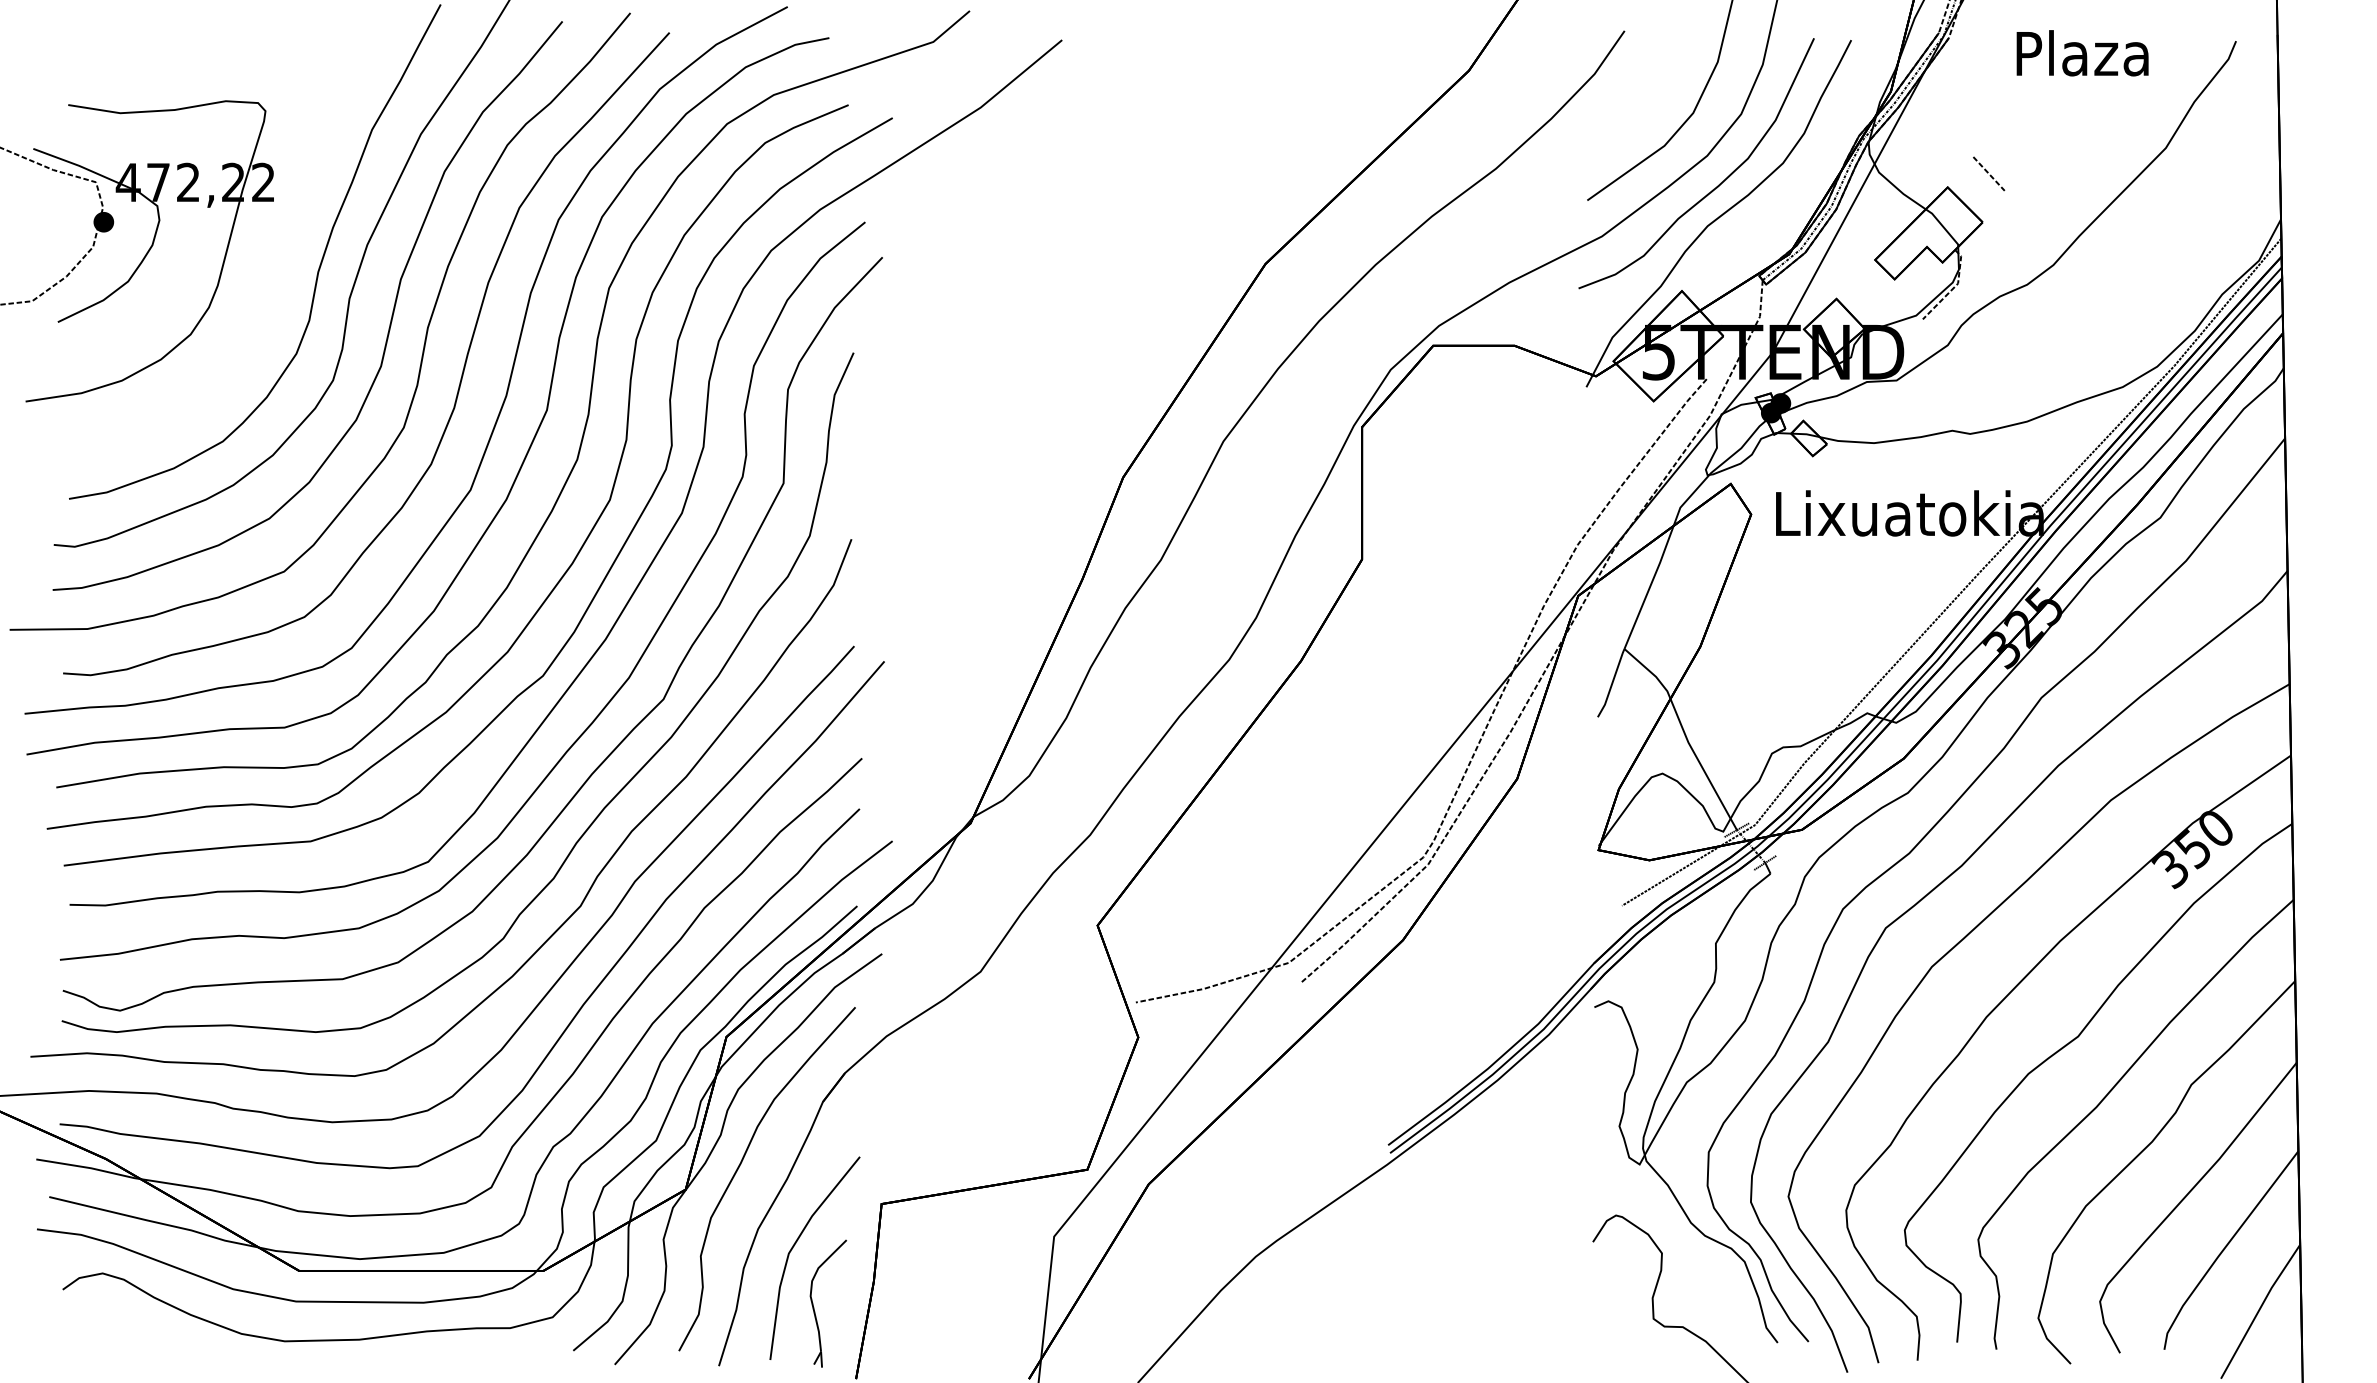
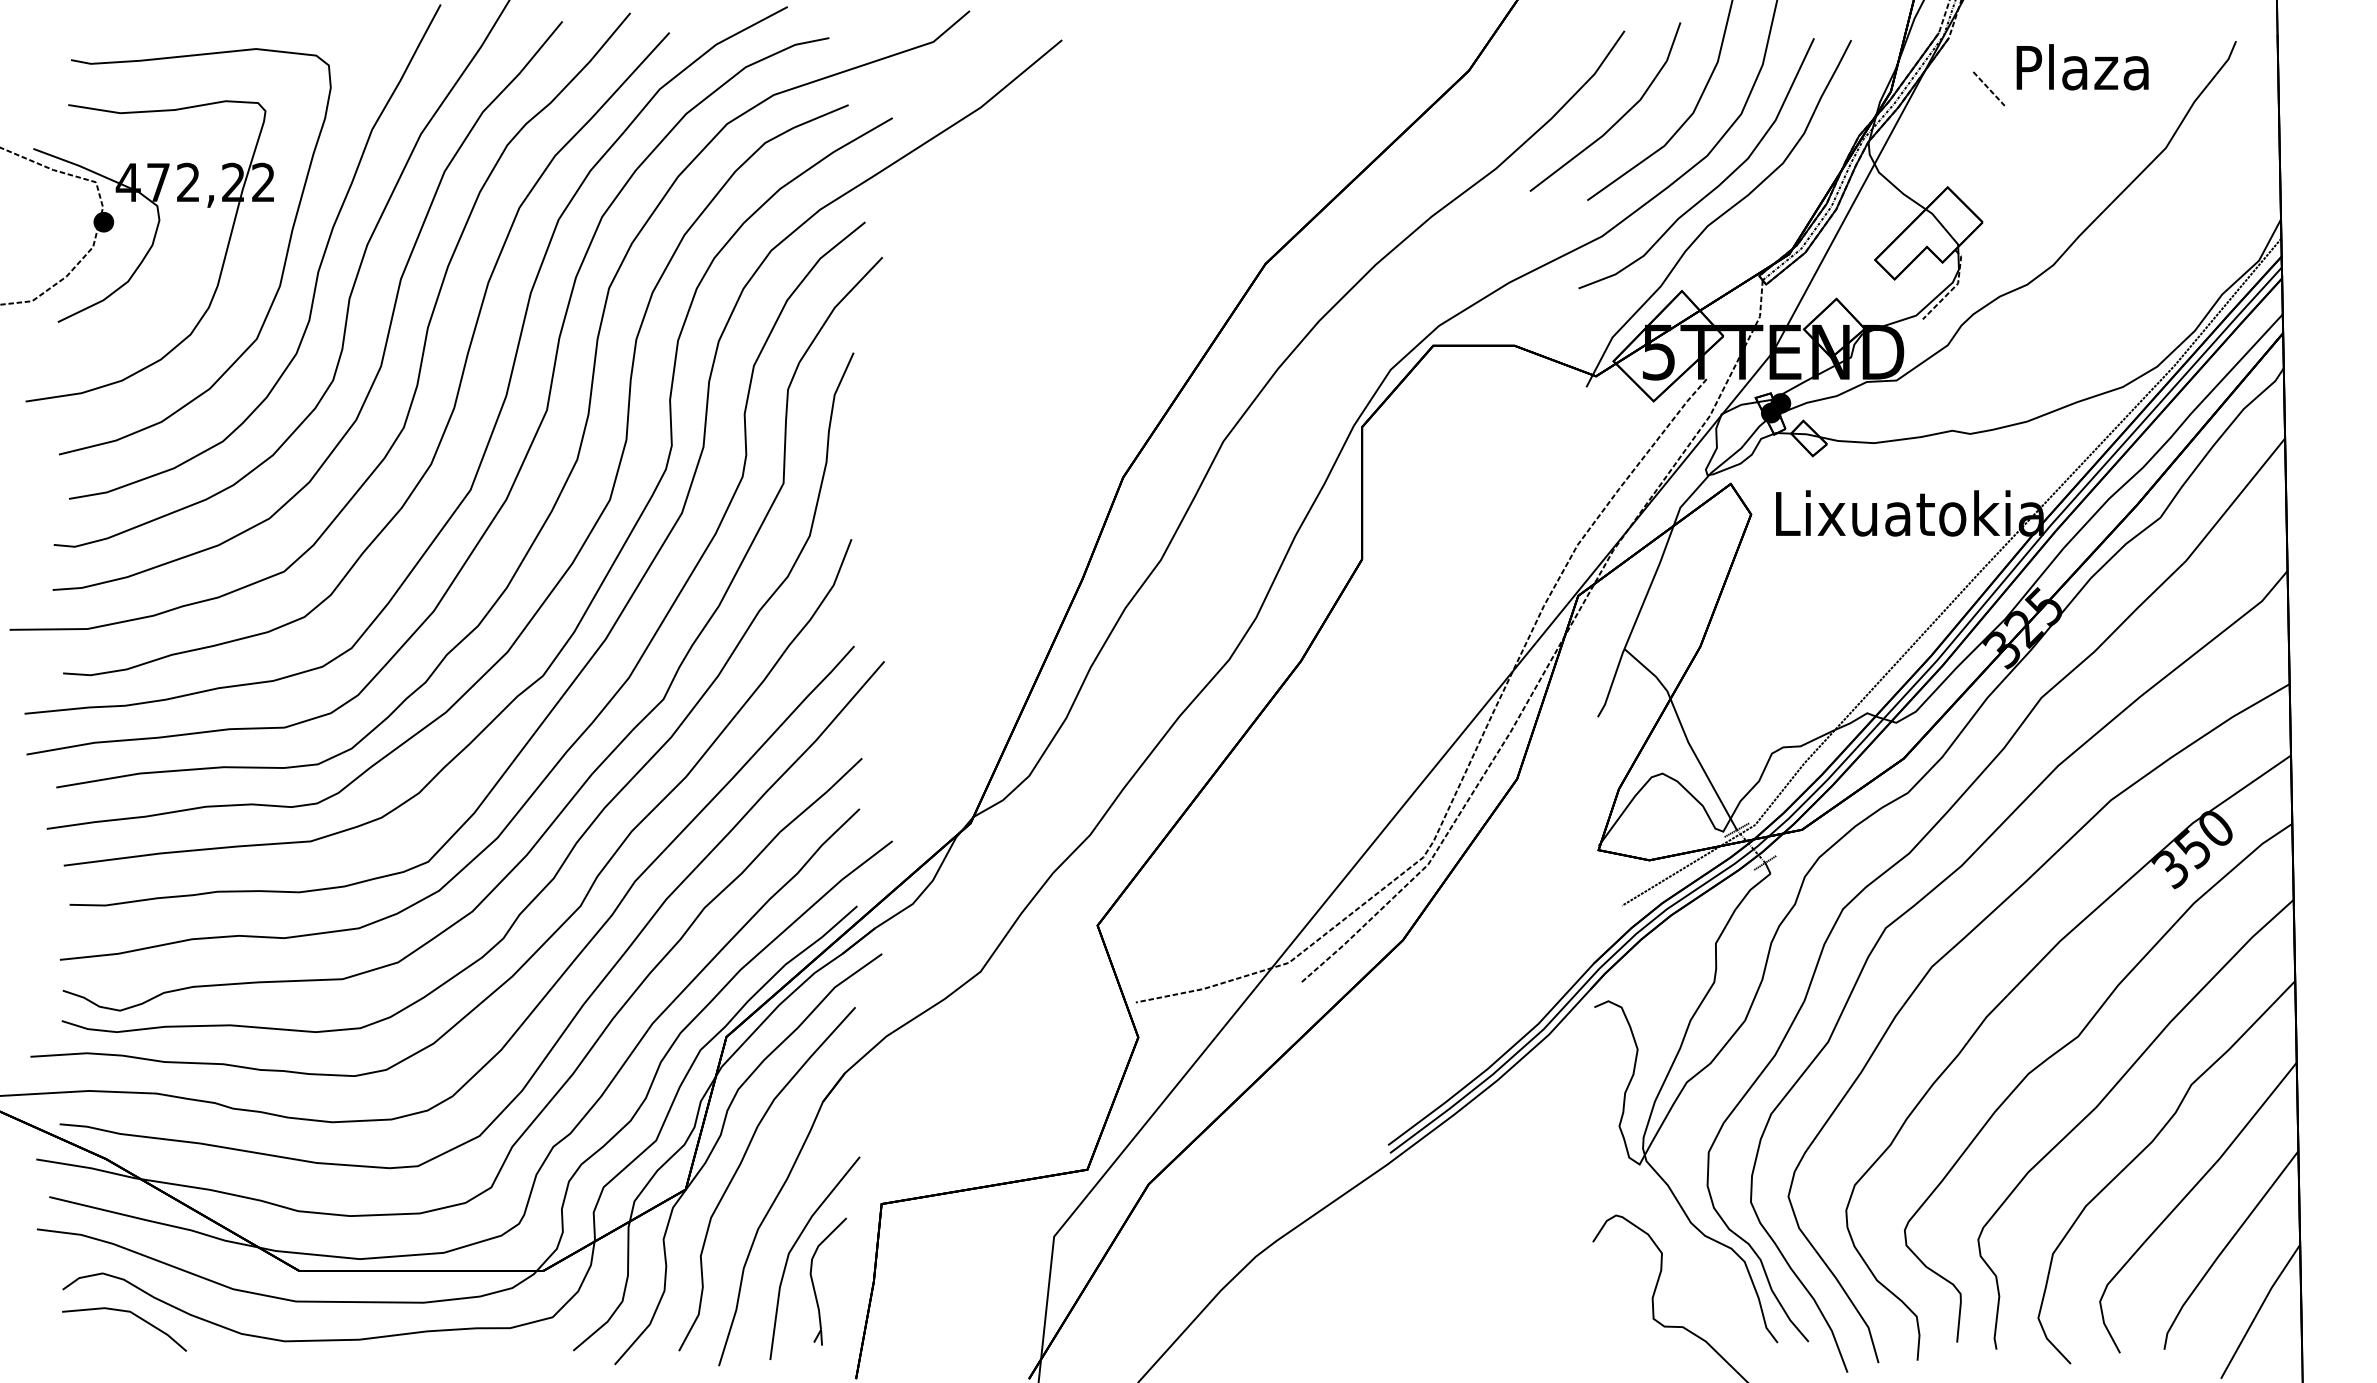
text position: (2082, 53) -> (2082, 67) (2082, 67)
line: none -> present (1618, 119)
line position: (1988, 172) -> (1988, 87) (1988, 87)
part: none -> present (281, 273)
part position: (814, 1307) -> (814, 1285) (814, 1285)
curve: none -> present (132, 1314)
